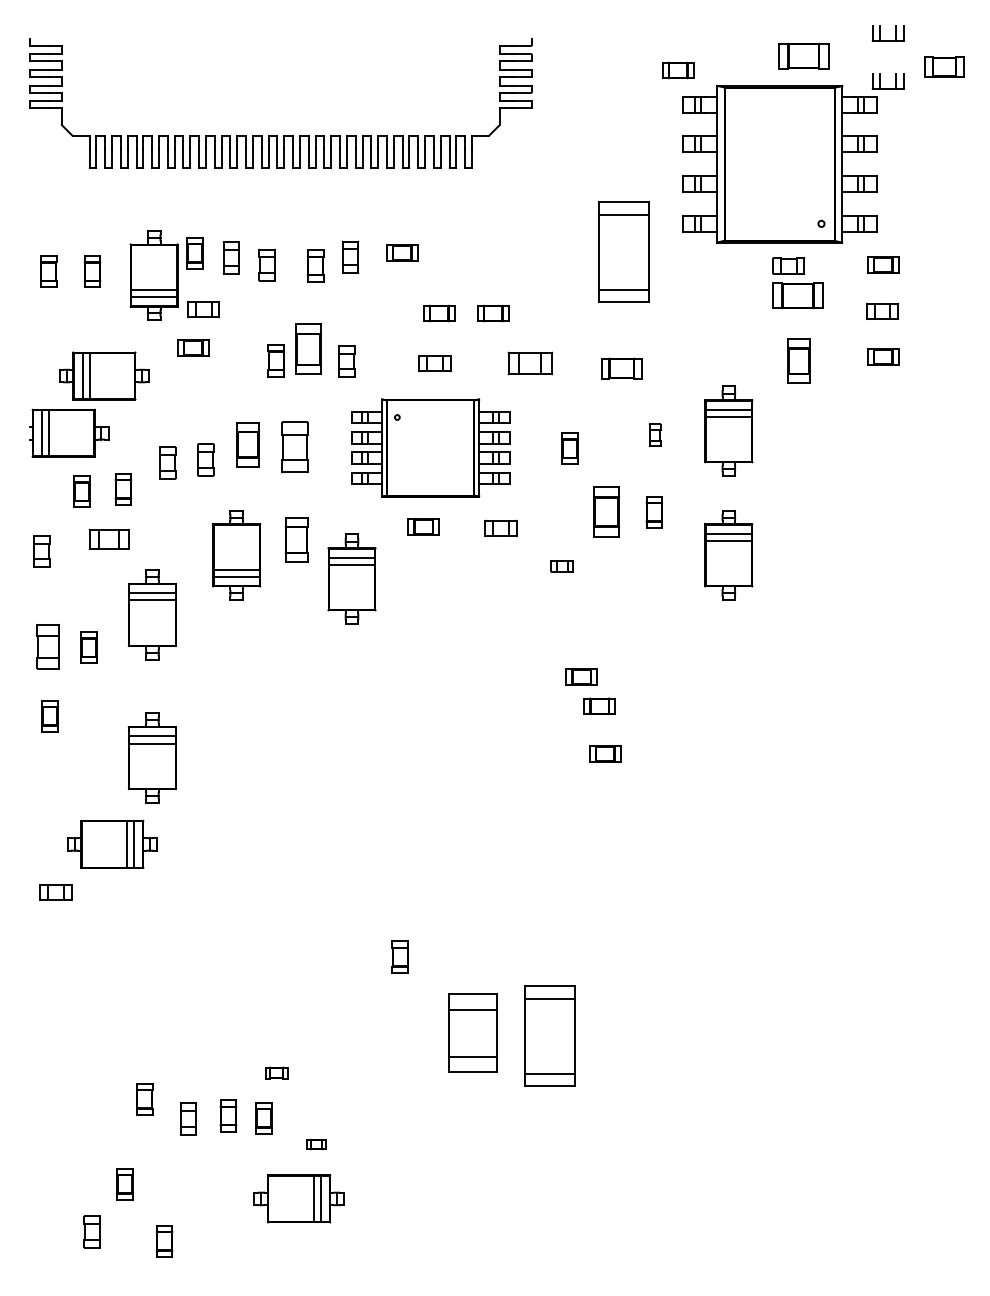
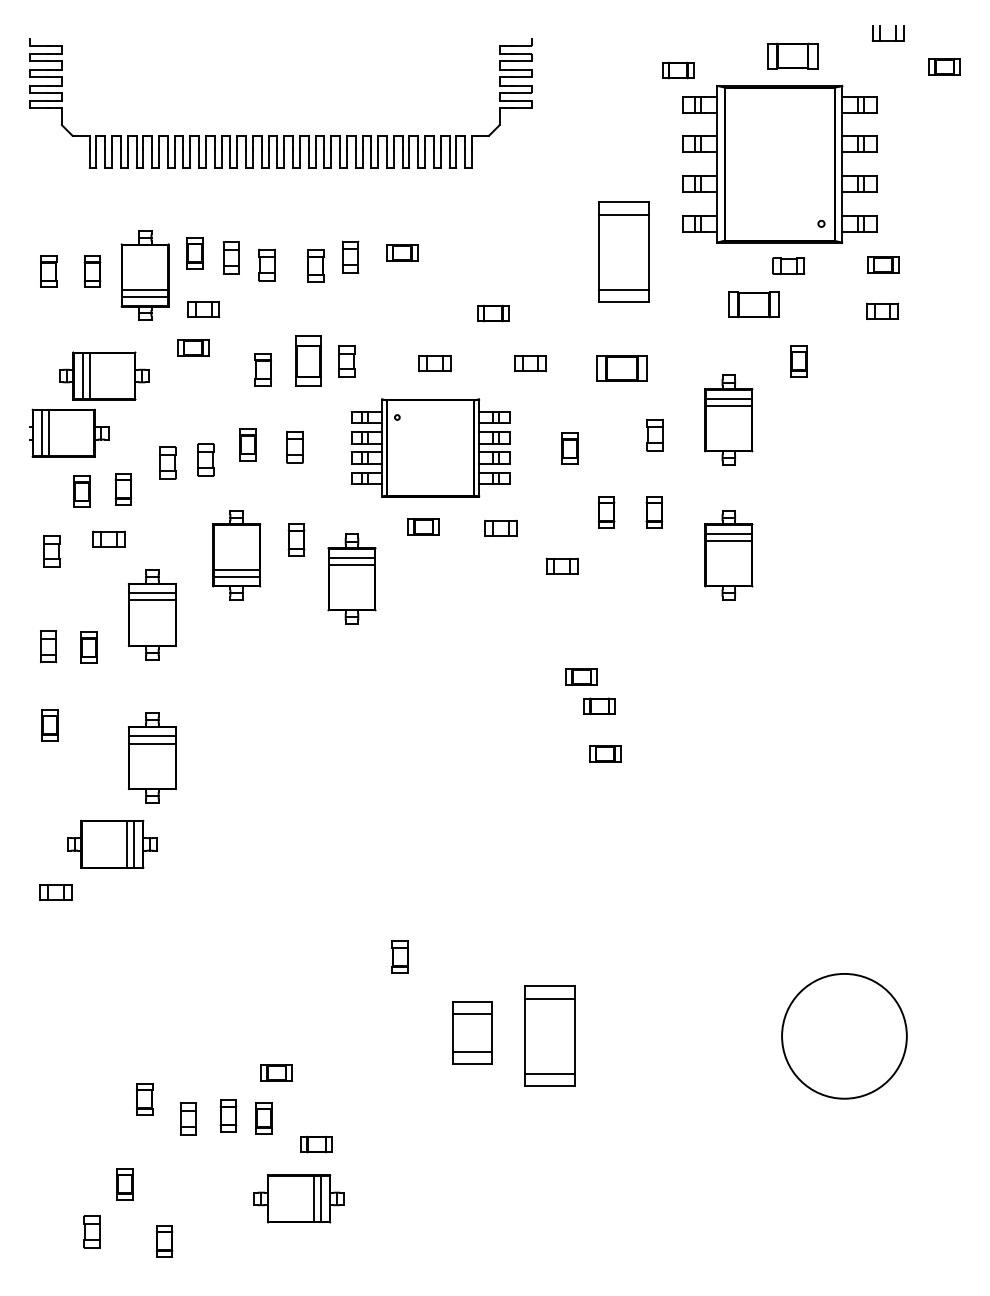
part position: (803, 55) -> (792, 55) (792, 55)
part size: 41x22 px -> 33x18 px (944, 66)
part: present -> none (880, 81)
part position: (153, 275) -> (144, 275) (144, 275)
part position: (797, 295) -> (753, 304) (753, 304)
part: present -> none (439, 313)
part position: (308, 348) -> (308, 360) (308, 360)
part: present -> none (883, 356)
part position: (275, 360) -> (262, 369) (262, 369)
part size: 24x46 px -> 18x33 px (798, 361)
part size: 47x25 px -> 33x18 px (530, 363)
part size: 42x23 px -> 52x27 px (621, 368)
part position: (728, 430) -> (728, 419) (728, 419)
part size: 14x24 px -> 18x33 px (654, 435)
part size: 24x46 px -> 18x34 px (247, 444)
part size: 28x53 px -> 18x34 px (294, 446)
part size: 27x52 px -> 19x33 px (606, 512)
part size: 42x22 px -> 34x18 px (108, 538)
part size: 25x46 px -> 19x34 px (296, 539)
part position: (41, 551) -> (51, 551) (51, 551)
part size: 24x13 px -> 34x18 px (561, 565)
part size: 25x46 px -> 18x34 px (48, 646)
part position: (49, 716) -> (49, 725) (49, 725)
part size: 50x80 px -> 41x64 px (472, 1032)
circle: none -> present (844, 1036)
part size: 24x14 px -> 33x18 px (276, 1072)
part size: 21x13 px -> 33x19 px (316, 1144)
